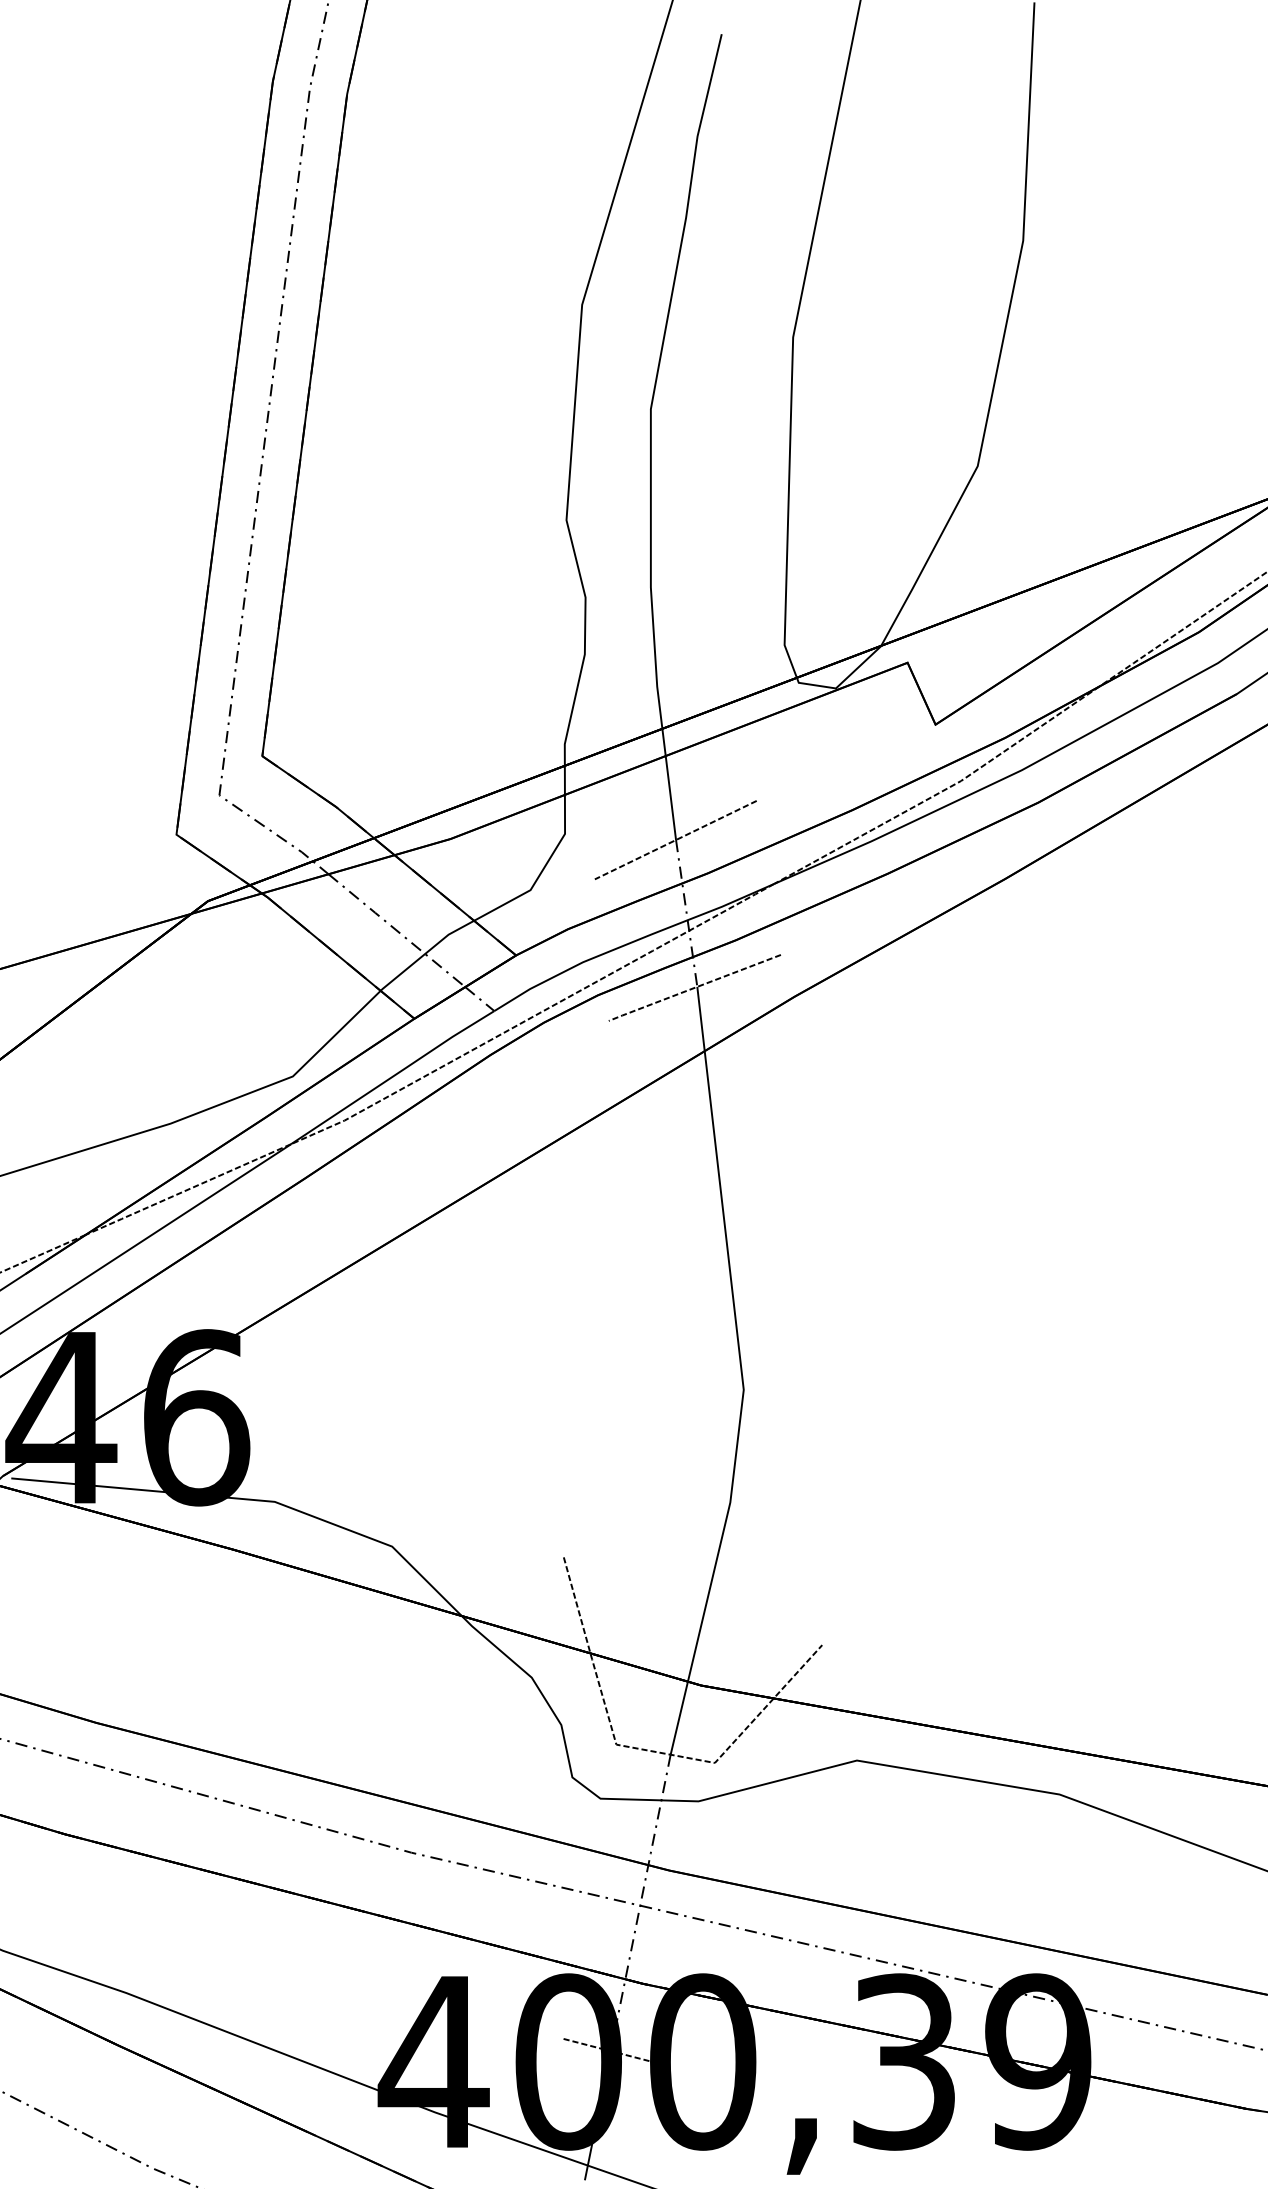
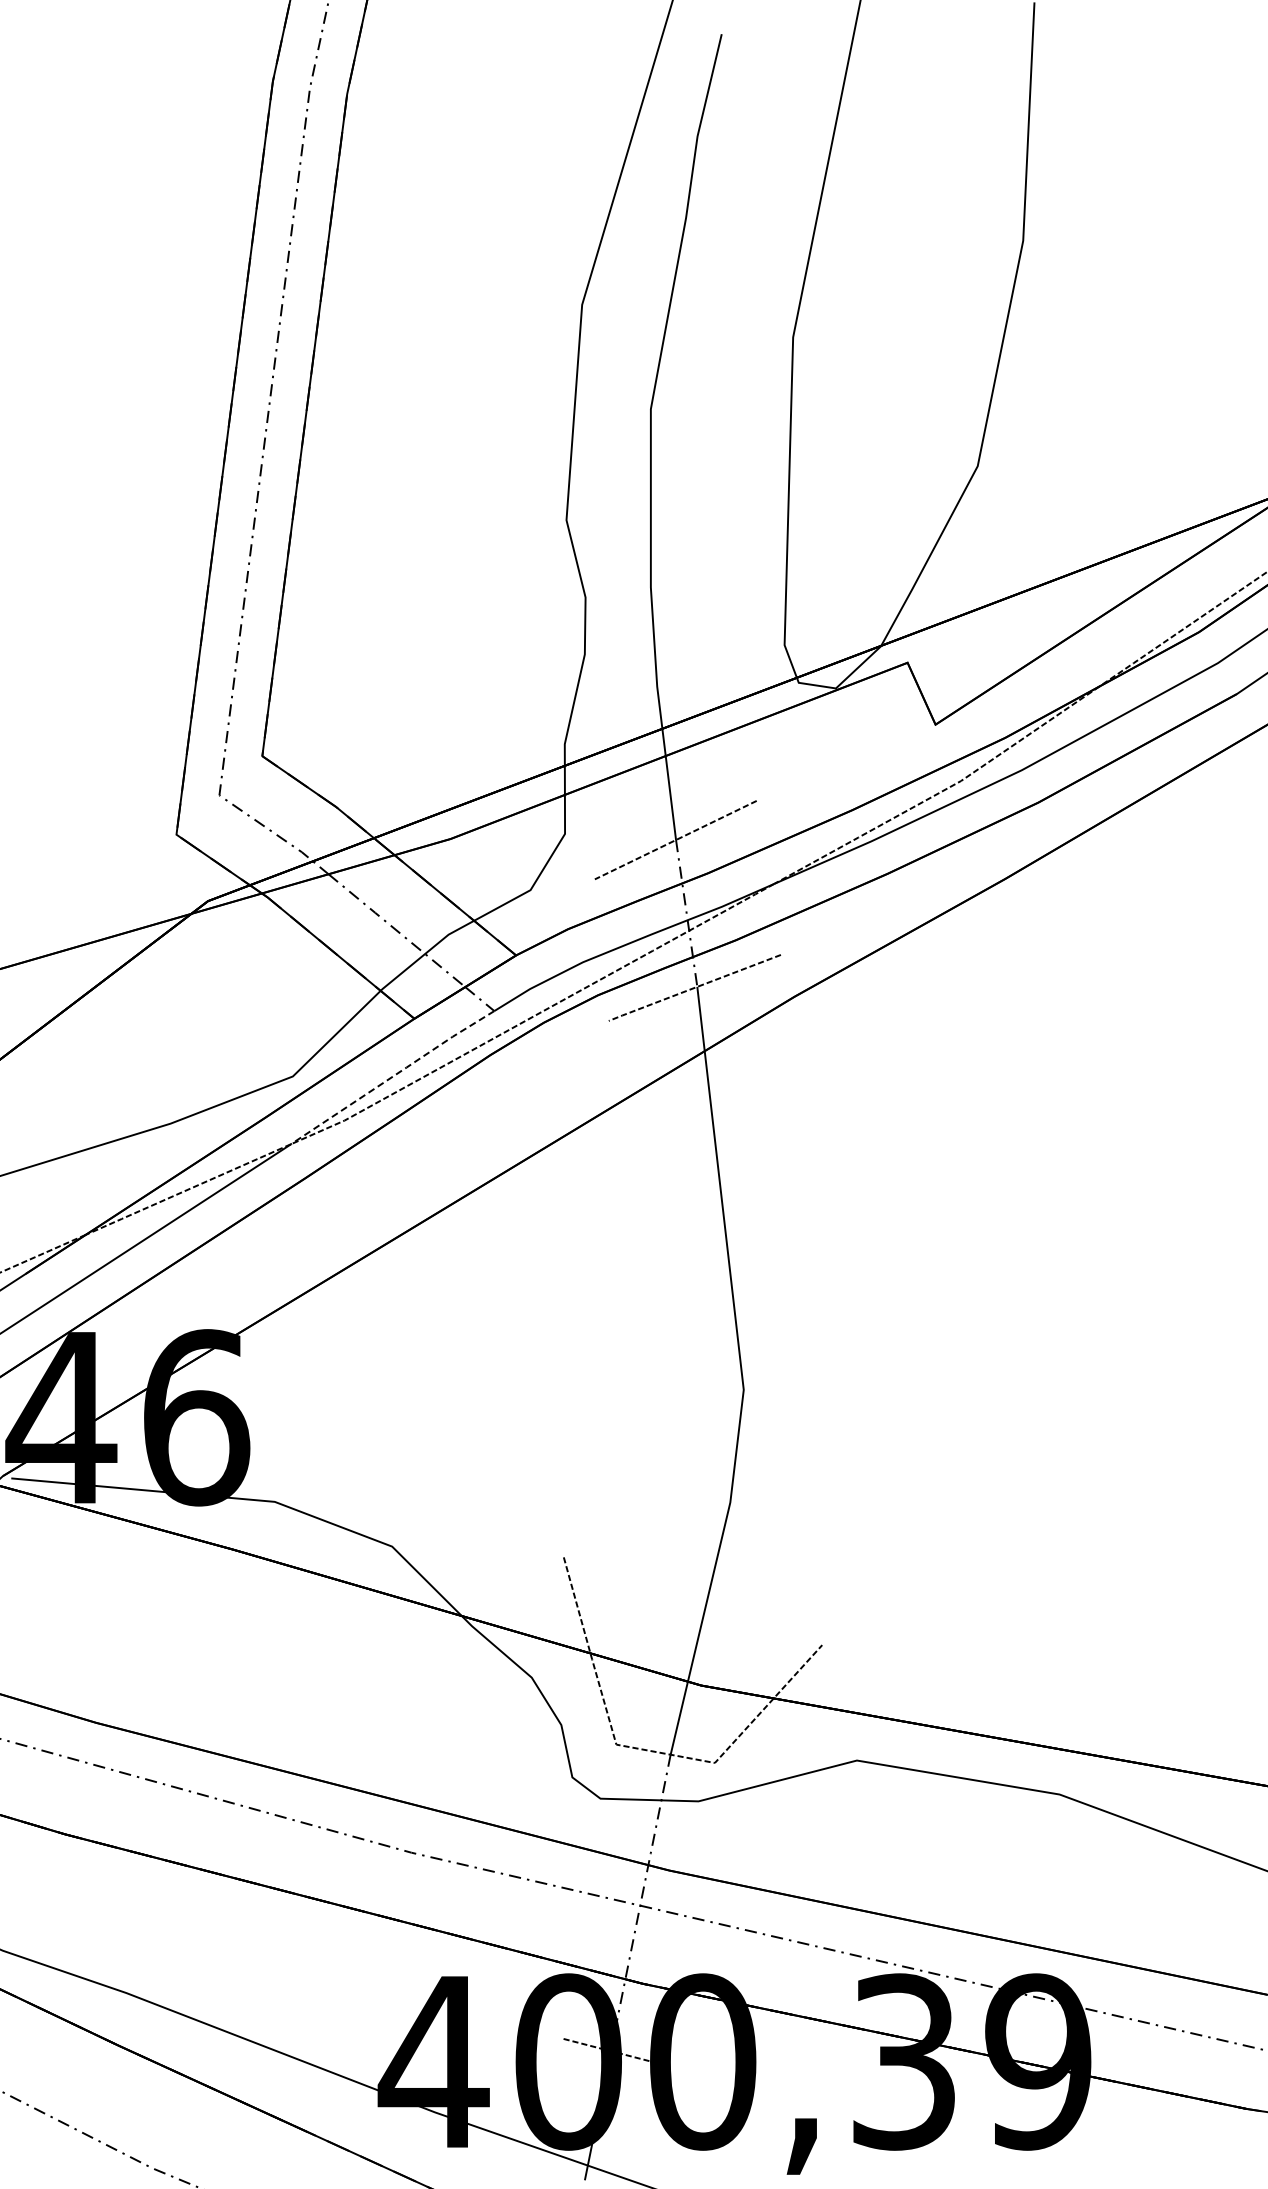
line: solid -> dashed (393, 1076)
